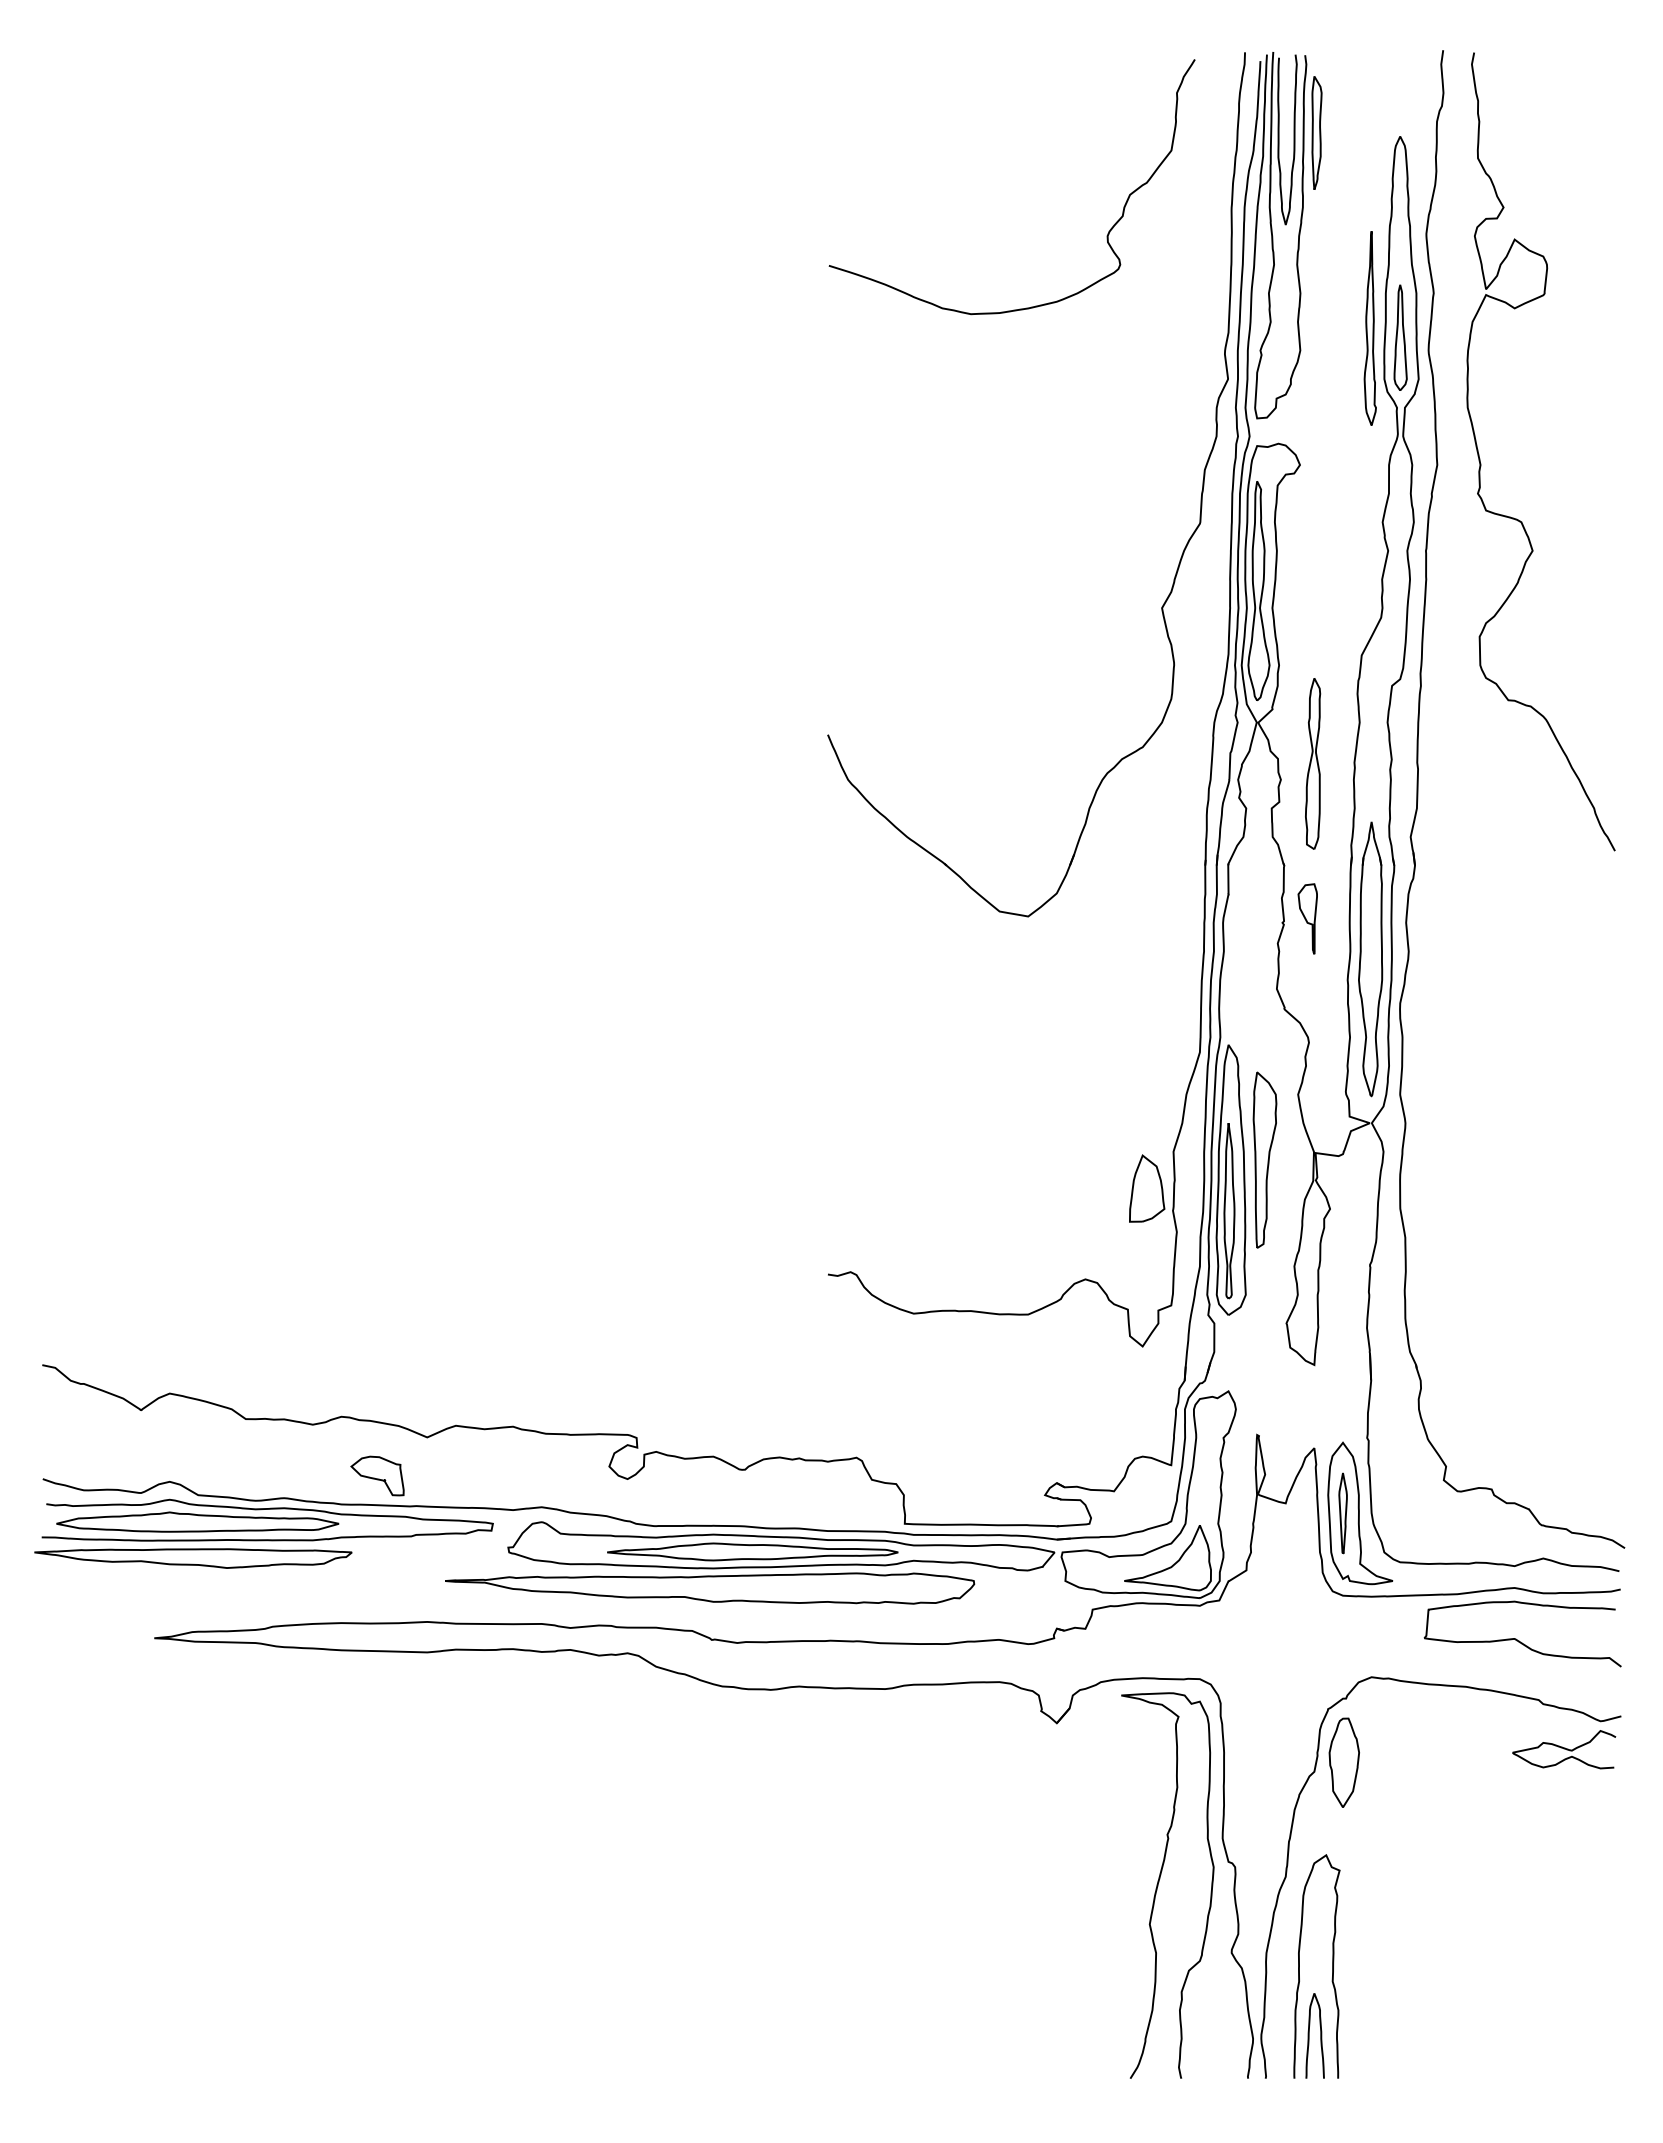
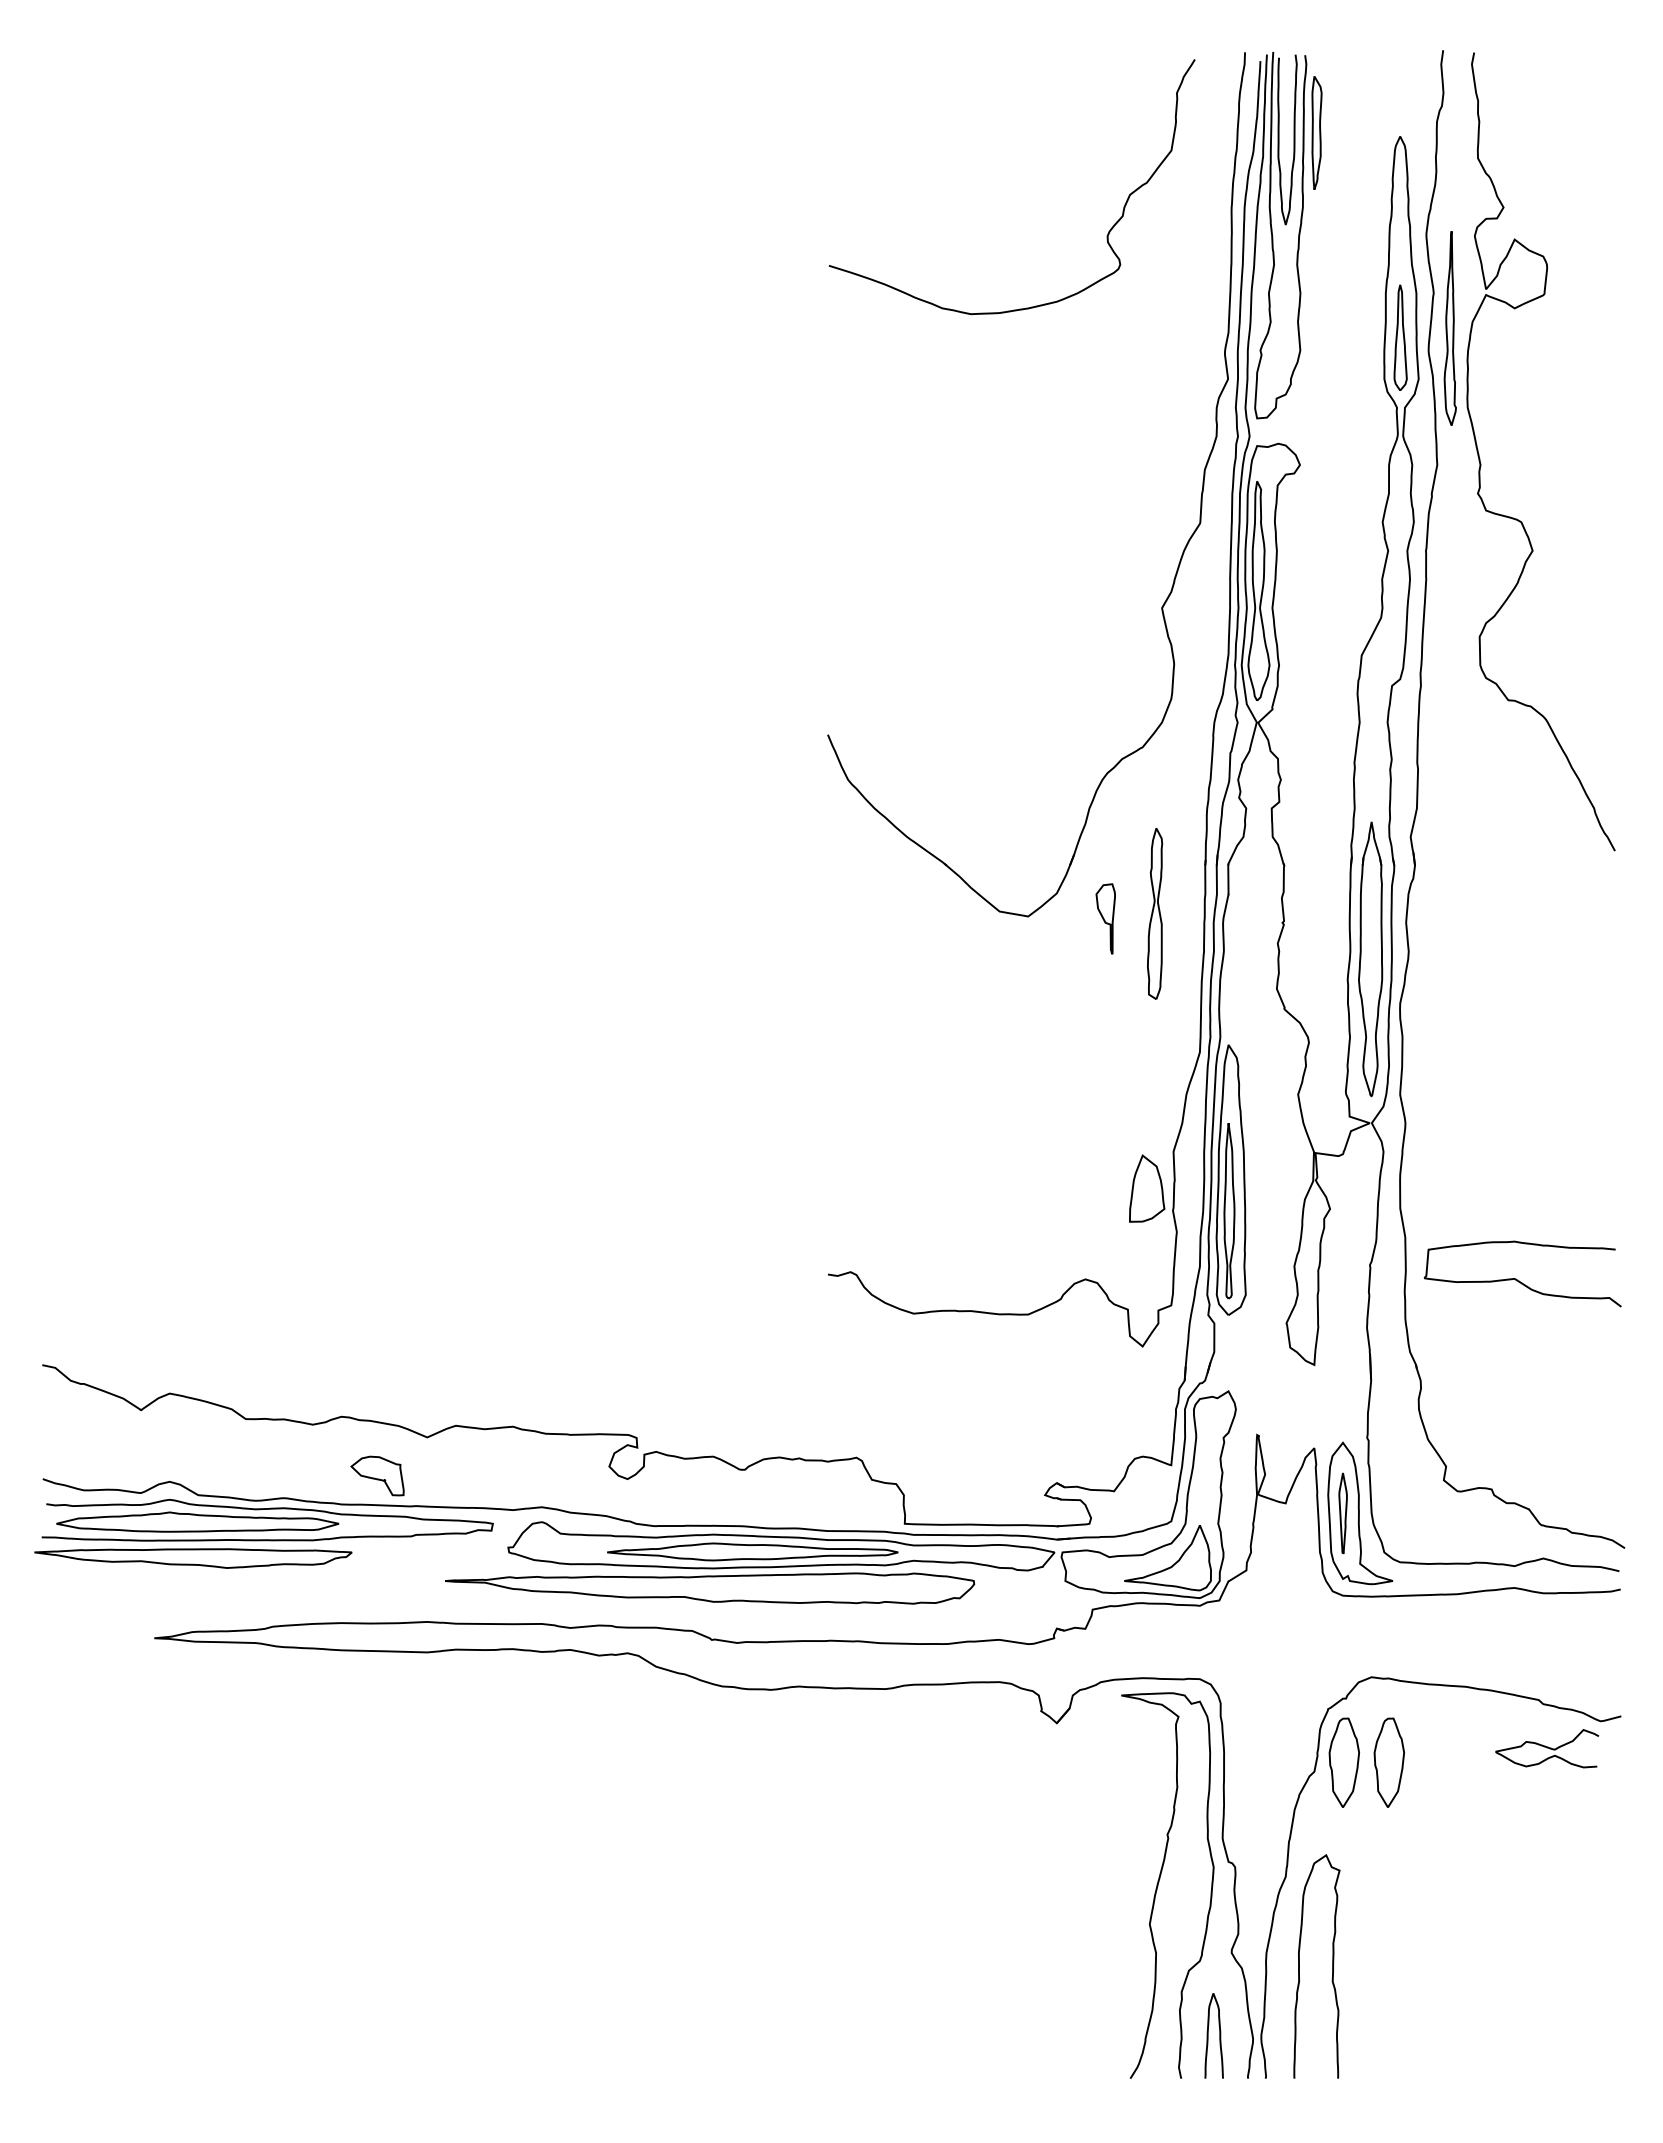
part position: (1369, 328) -> (1449, 328) (1449, 328)
part position: (1313, 763) -> (1155, 913) (1155, 913)
part position: (1307, 918) -> (1105, 918) (1105, 918)
part: present -> none (1264, 1159)
curve position: (1519, 1640) -> (1519, 1280) (1519, 1280)
curve position: (1564, 1749) -> (1547, 1748) (1547, 1748)
part: none -> present (1388, 1762)
curve position: (1309, 2035) -> (1208, 2035) (1208, 2035)
